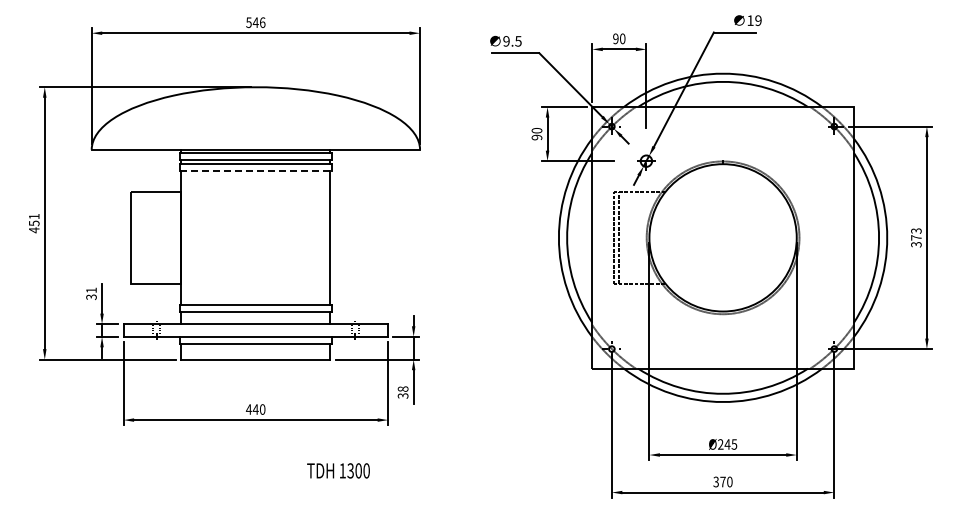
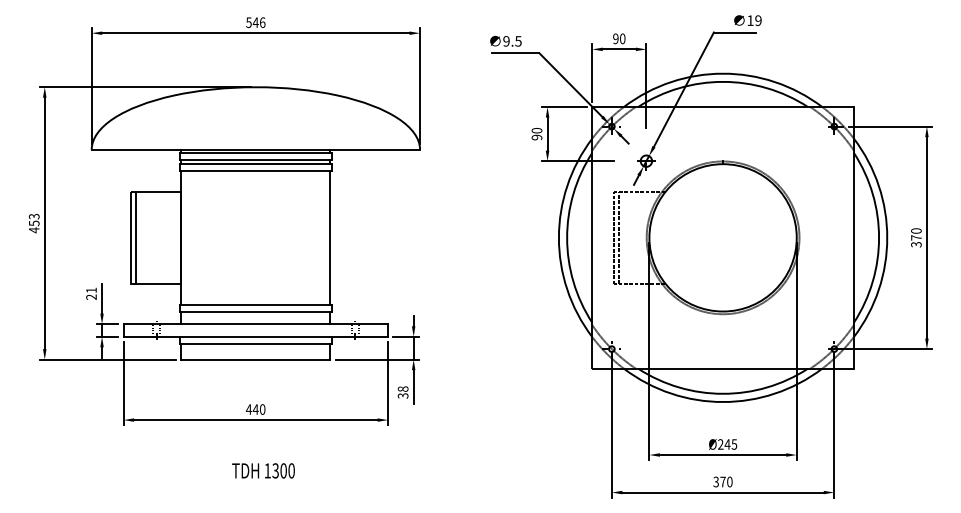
line: dashed -> solid (256, 170)
text: 451 -> 453 (33, 216)
text: 373 -> 370 (916, 230)
line: none -> present (136, 237)
text: 31 -> 21 (91, 297)
text position: (338, 470) -> (263, 470) (263, 470)
